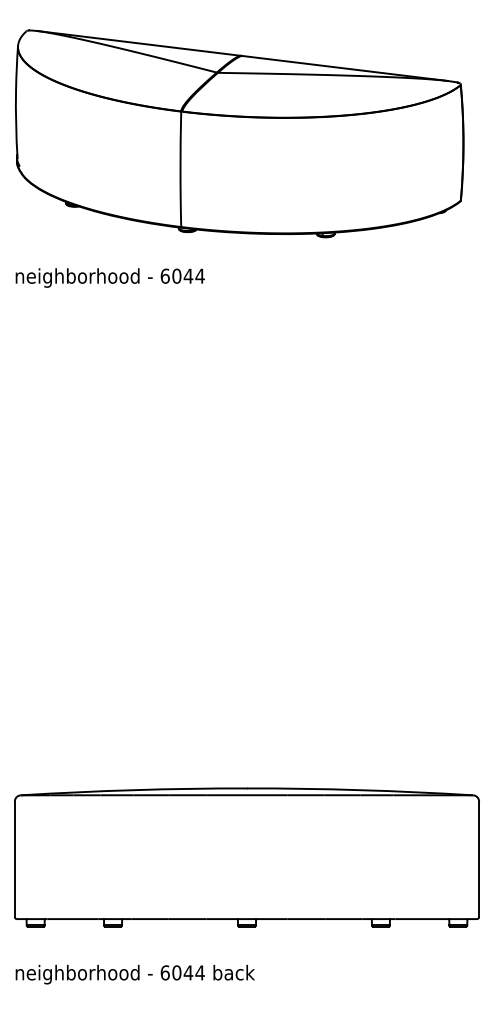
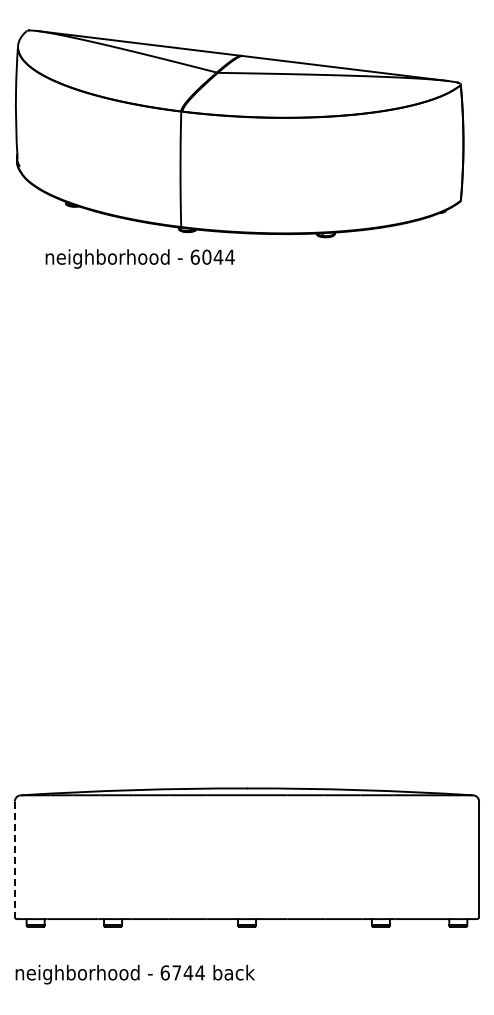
text position: (109, 277) -> (139, 258) (139, 258)
line: solid -> dashed (14, 859)
text: 6044 -> 6744 (176, 972)
